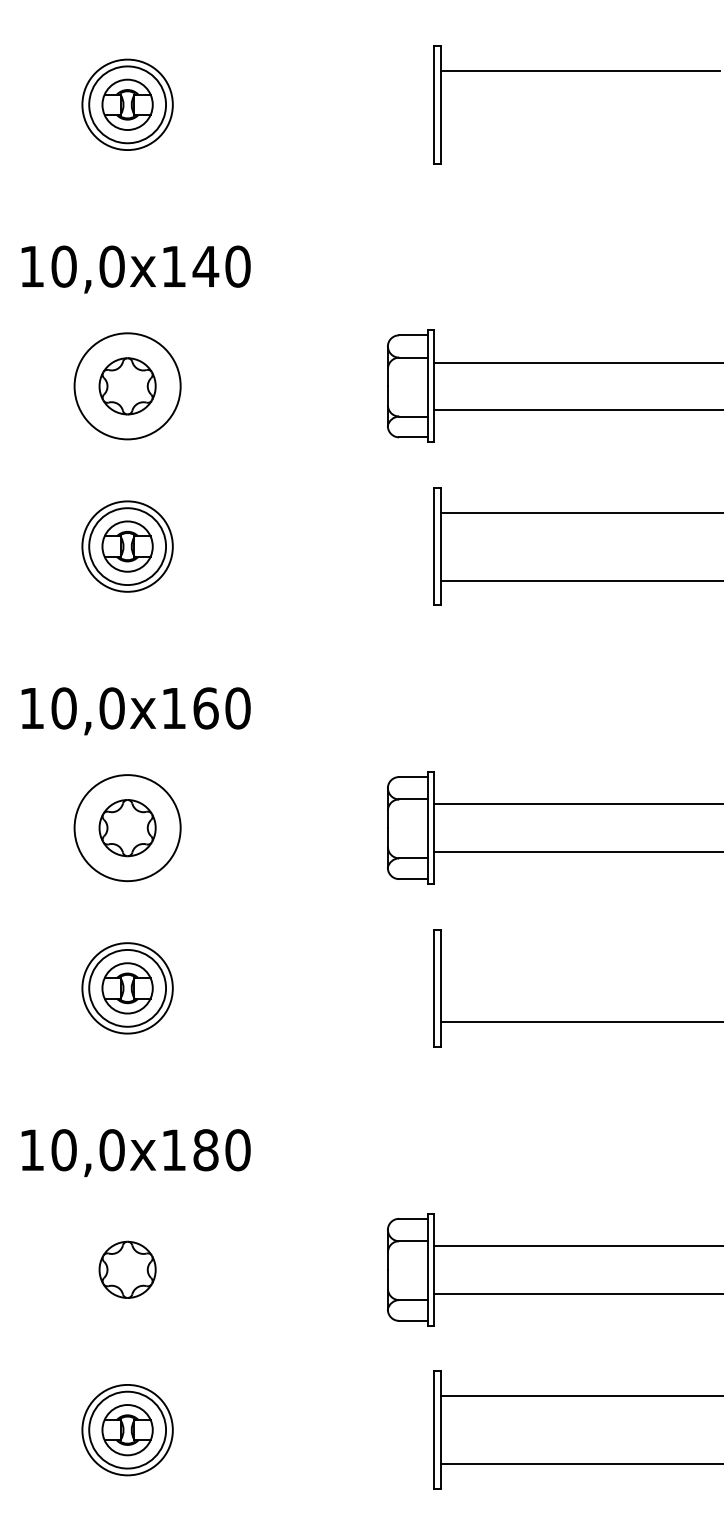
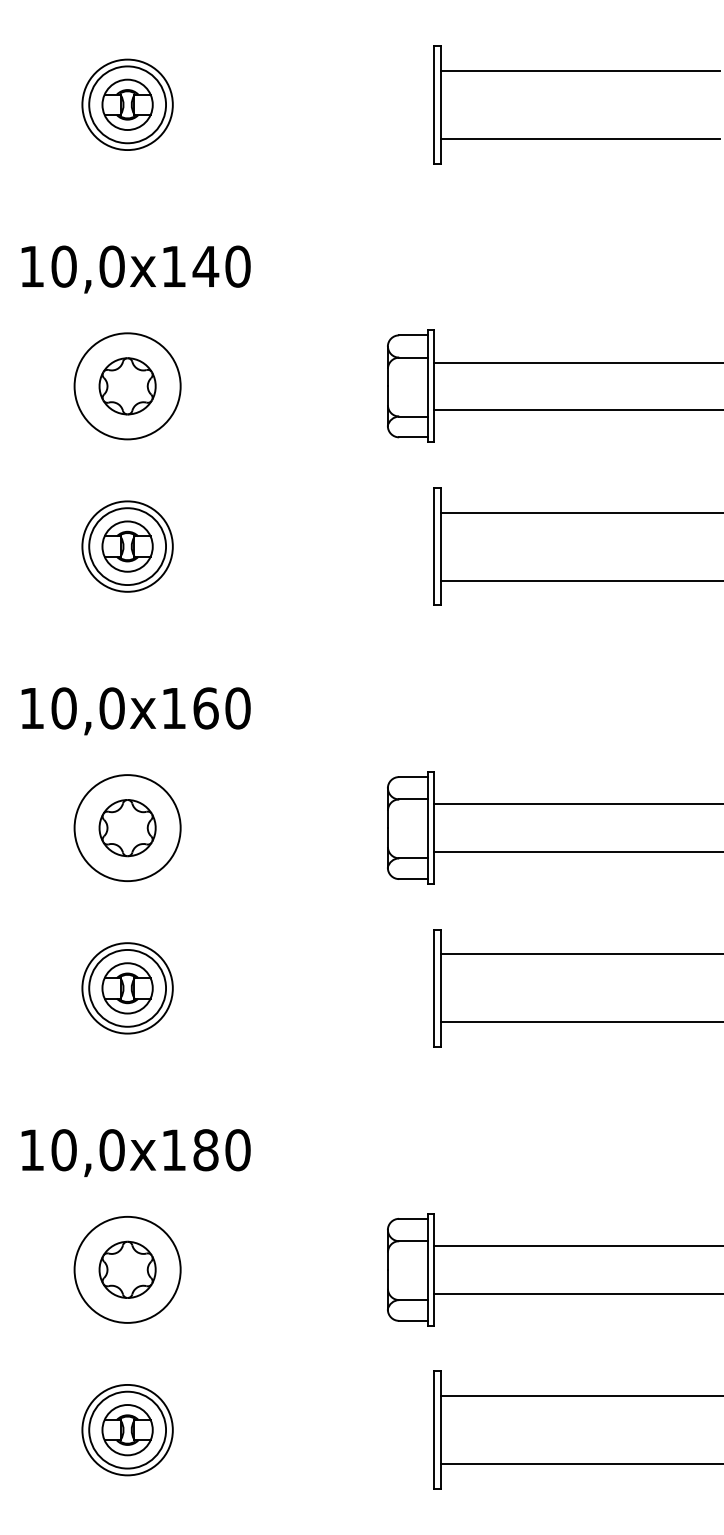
line: none -> present (580, 138)
line: none -> present (580, 954)
circle: none -> present (127, 1269)
